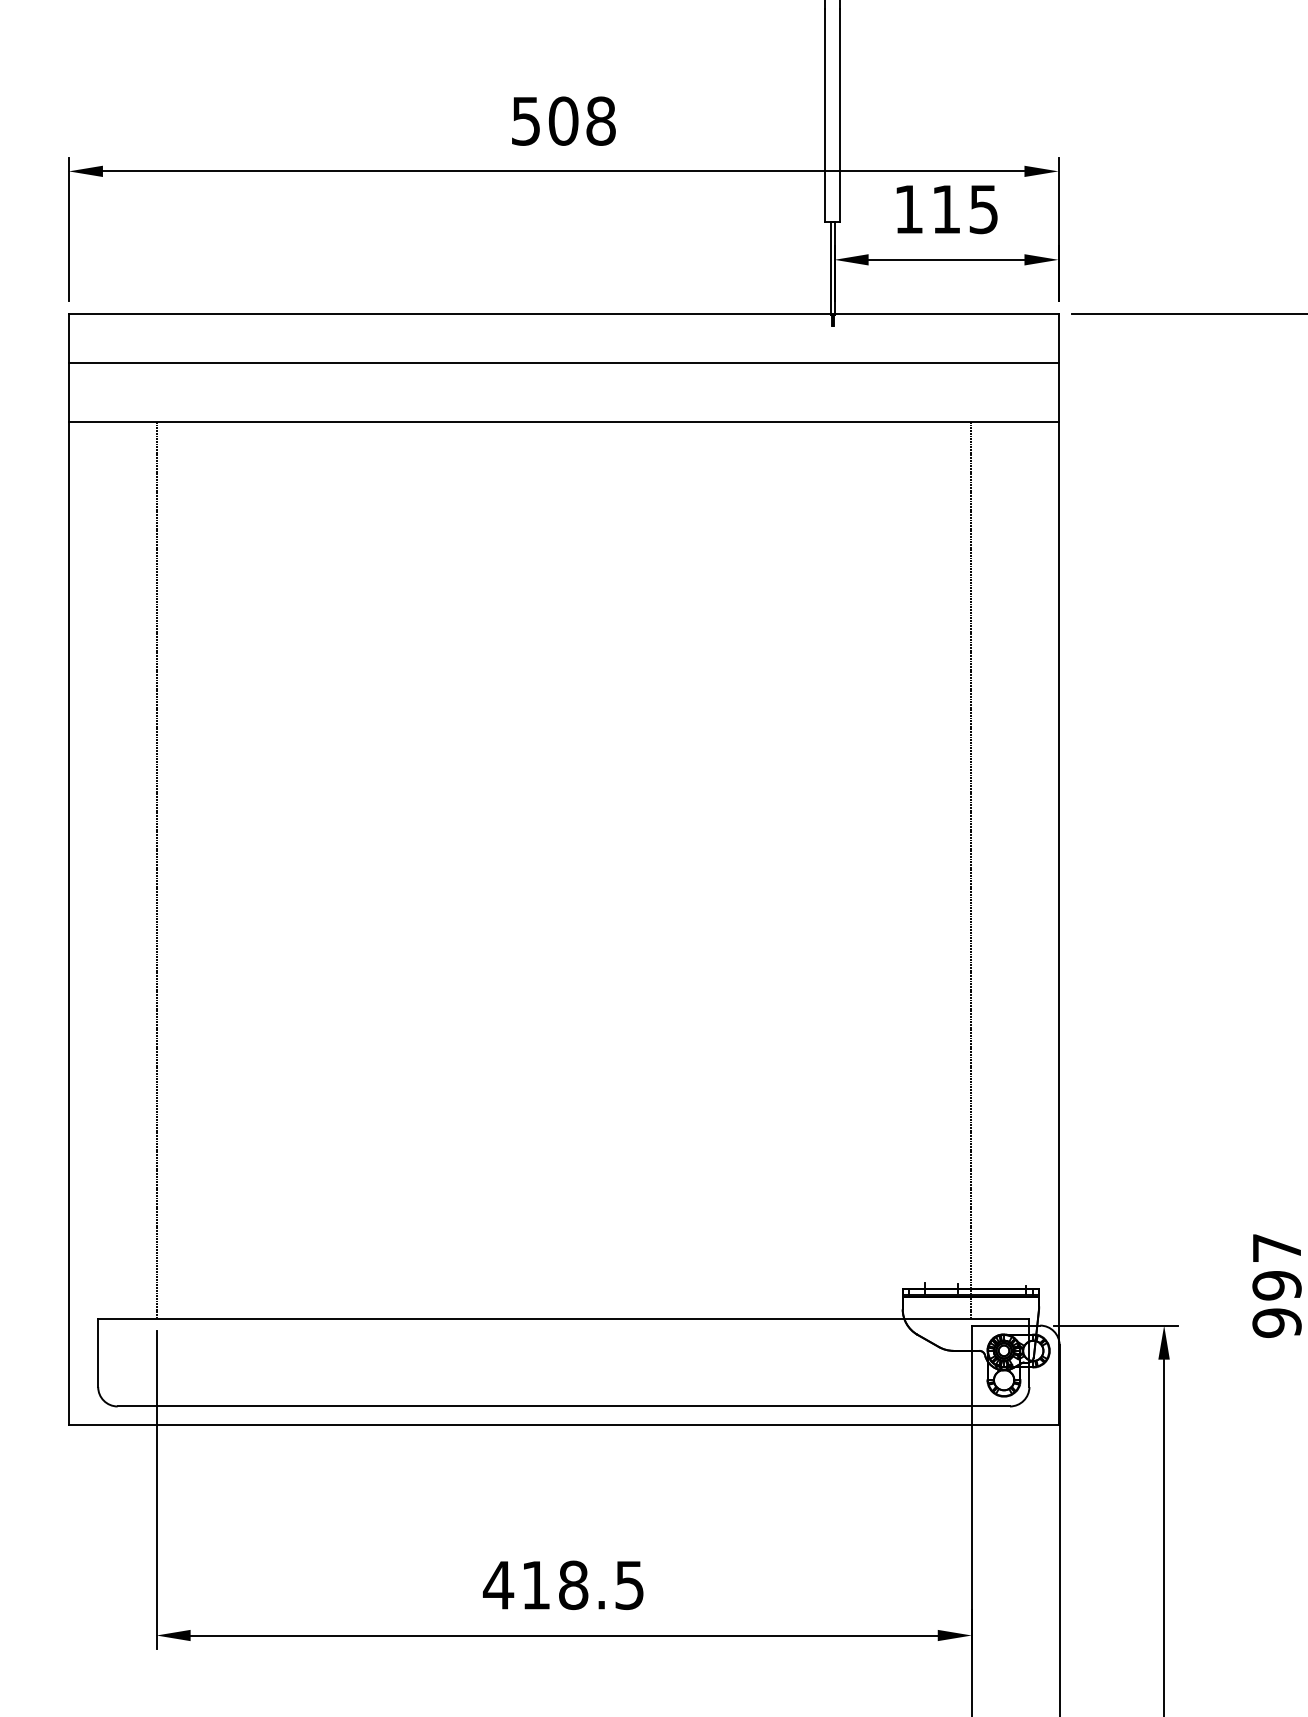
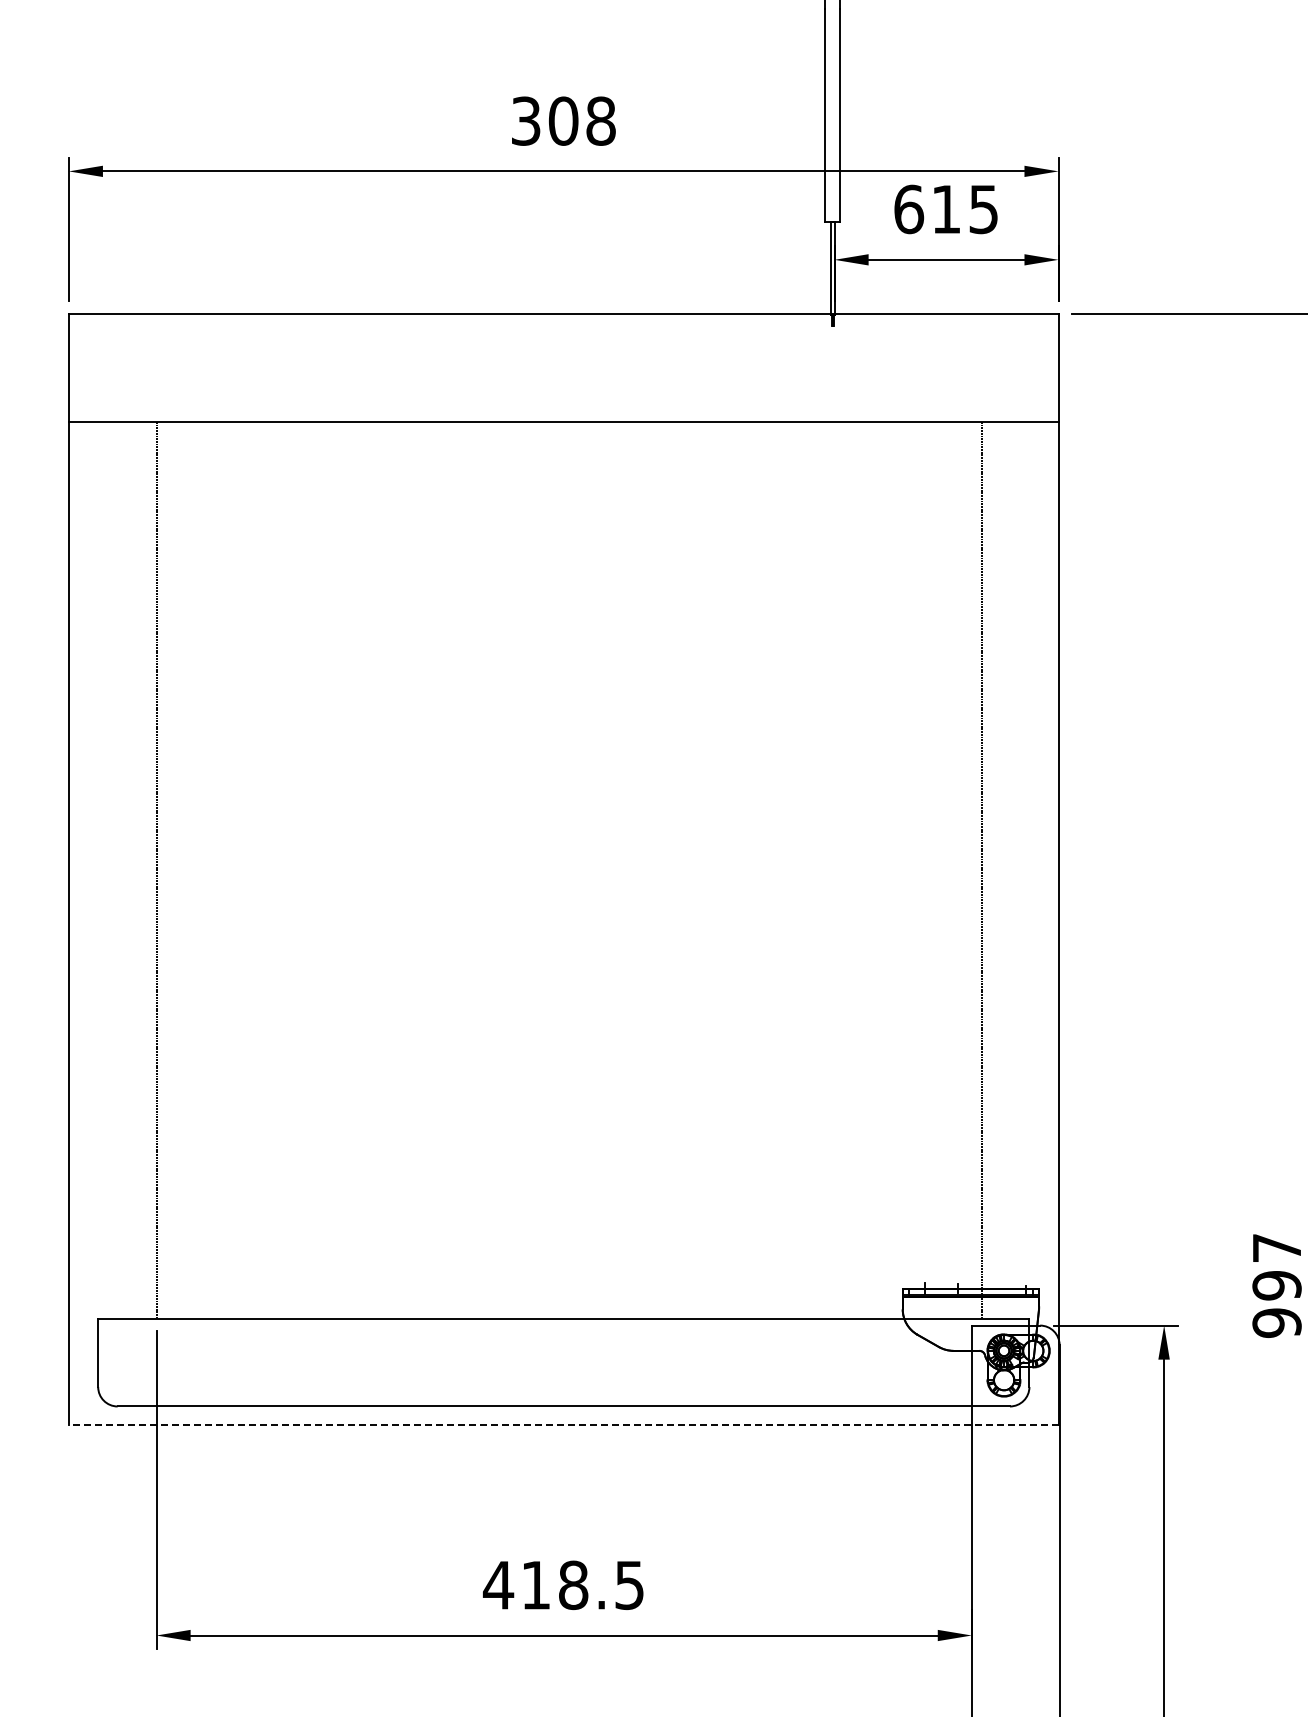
text: 508 -> 308 (526, 120)
text: 115 -> 615 (909, 209)
line: present -> none (563, 363)
line position: (970, 869) -> (981, 869) (981, 869)
line: solid -> dashed (563, 1424)
